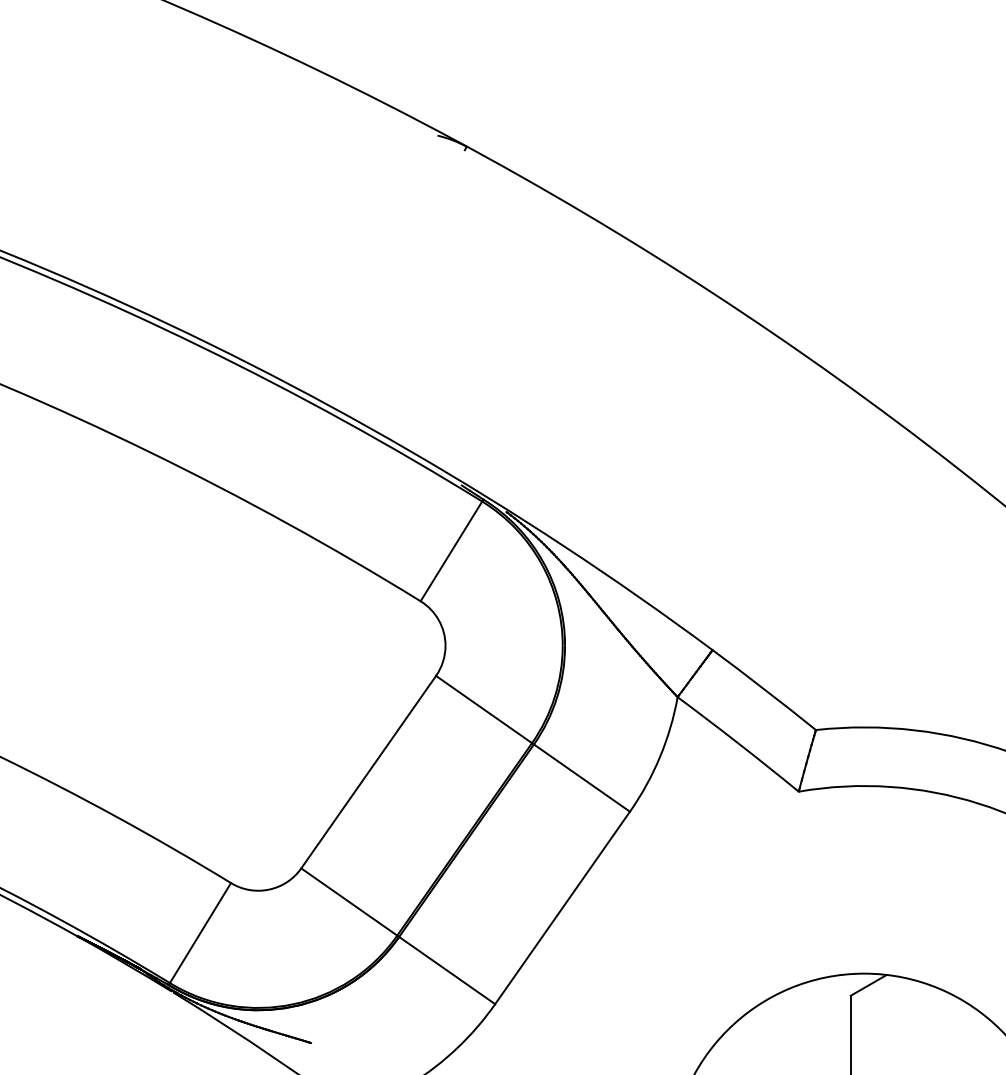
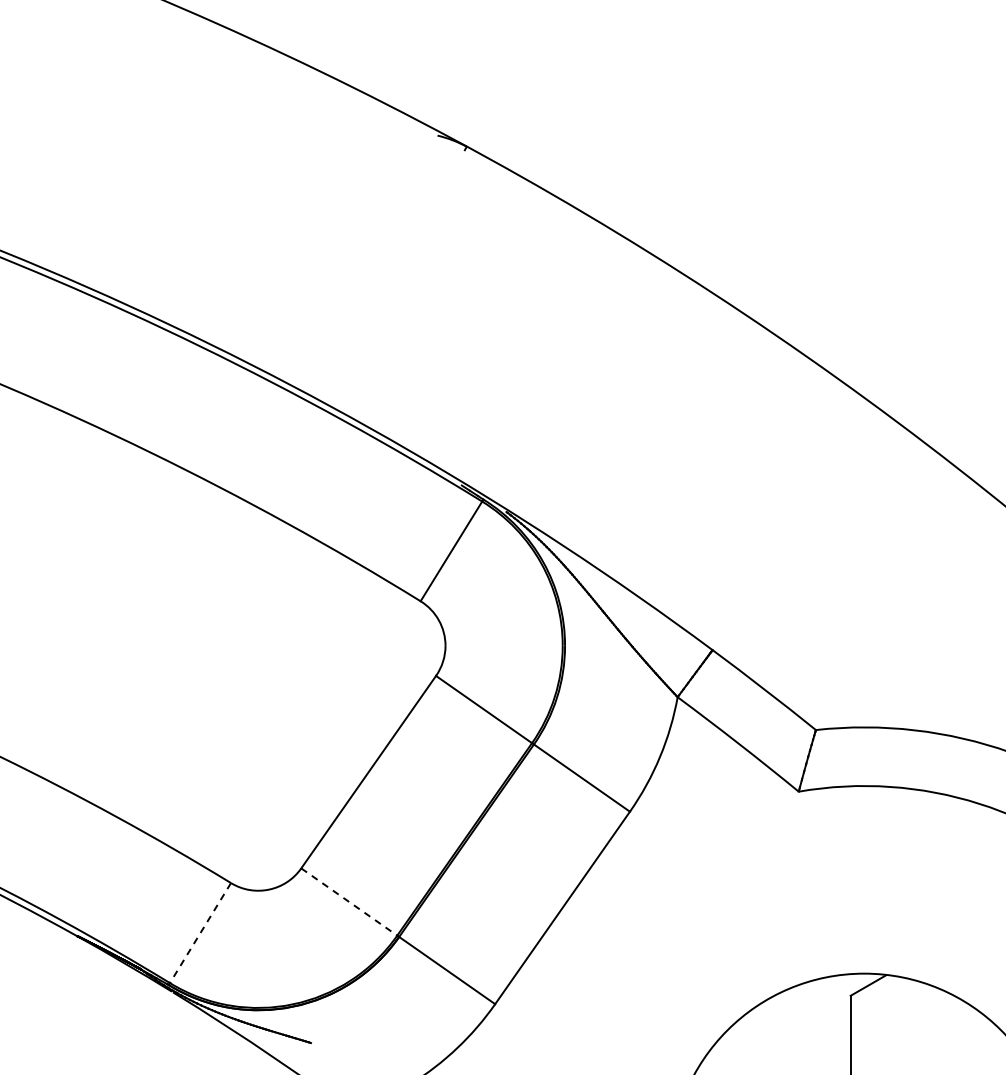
line: solid -> dashed (349, 901)
line: solid -> dashed (200, 933)
